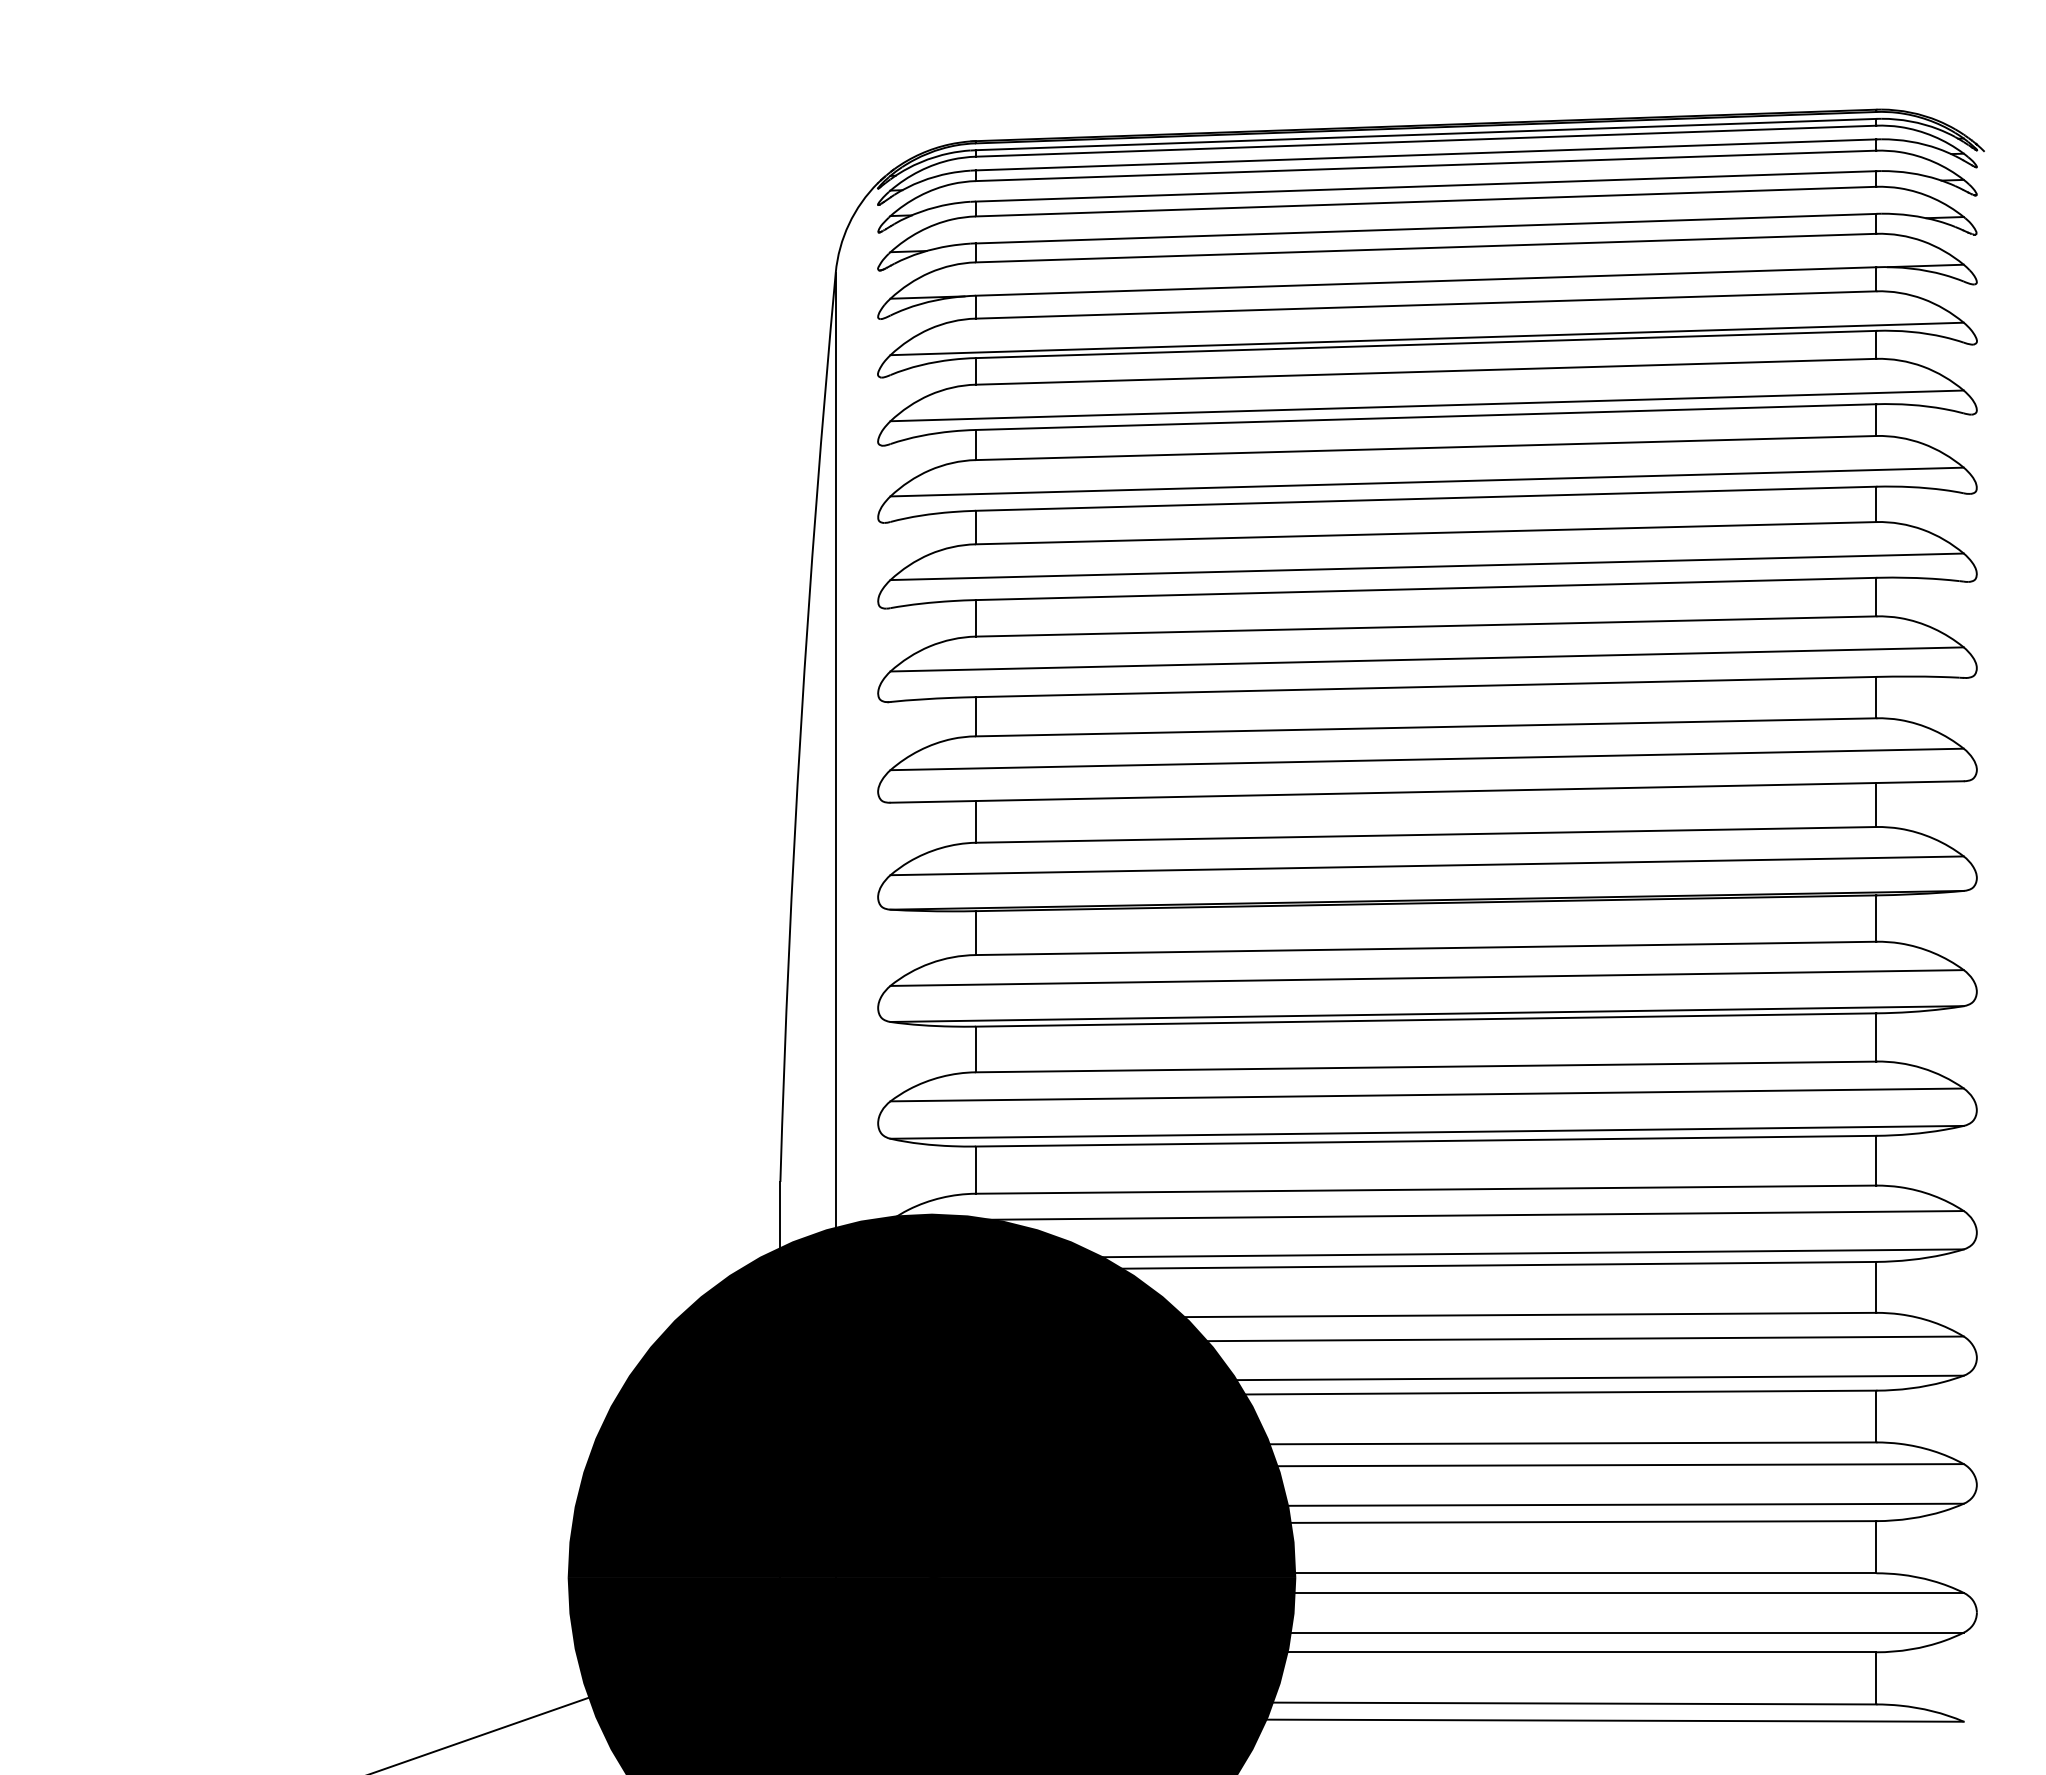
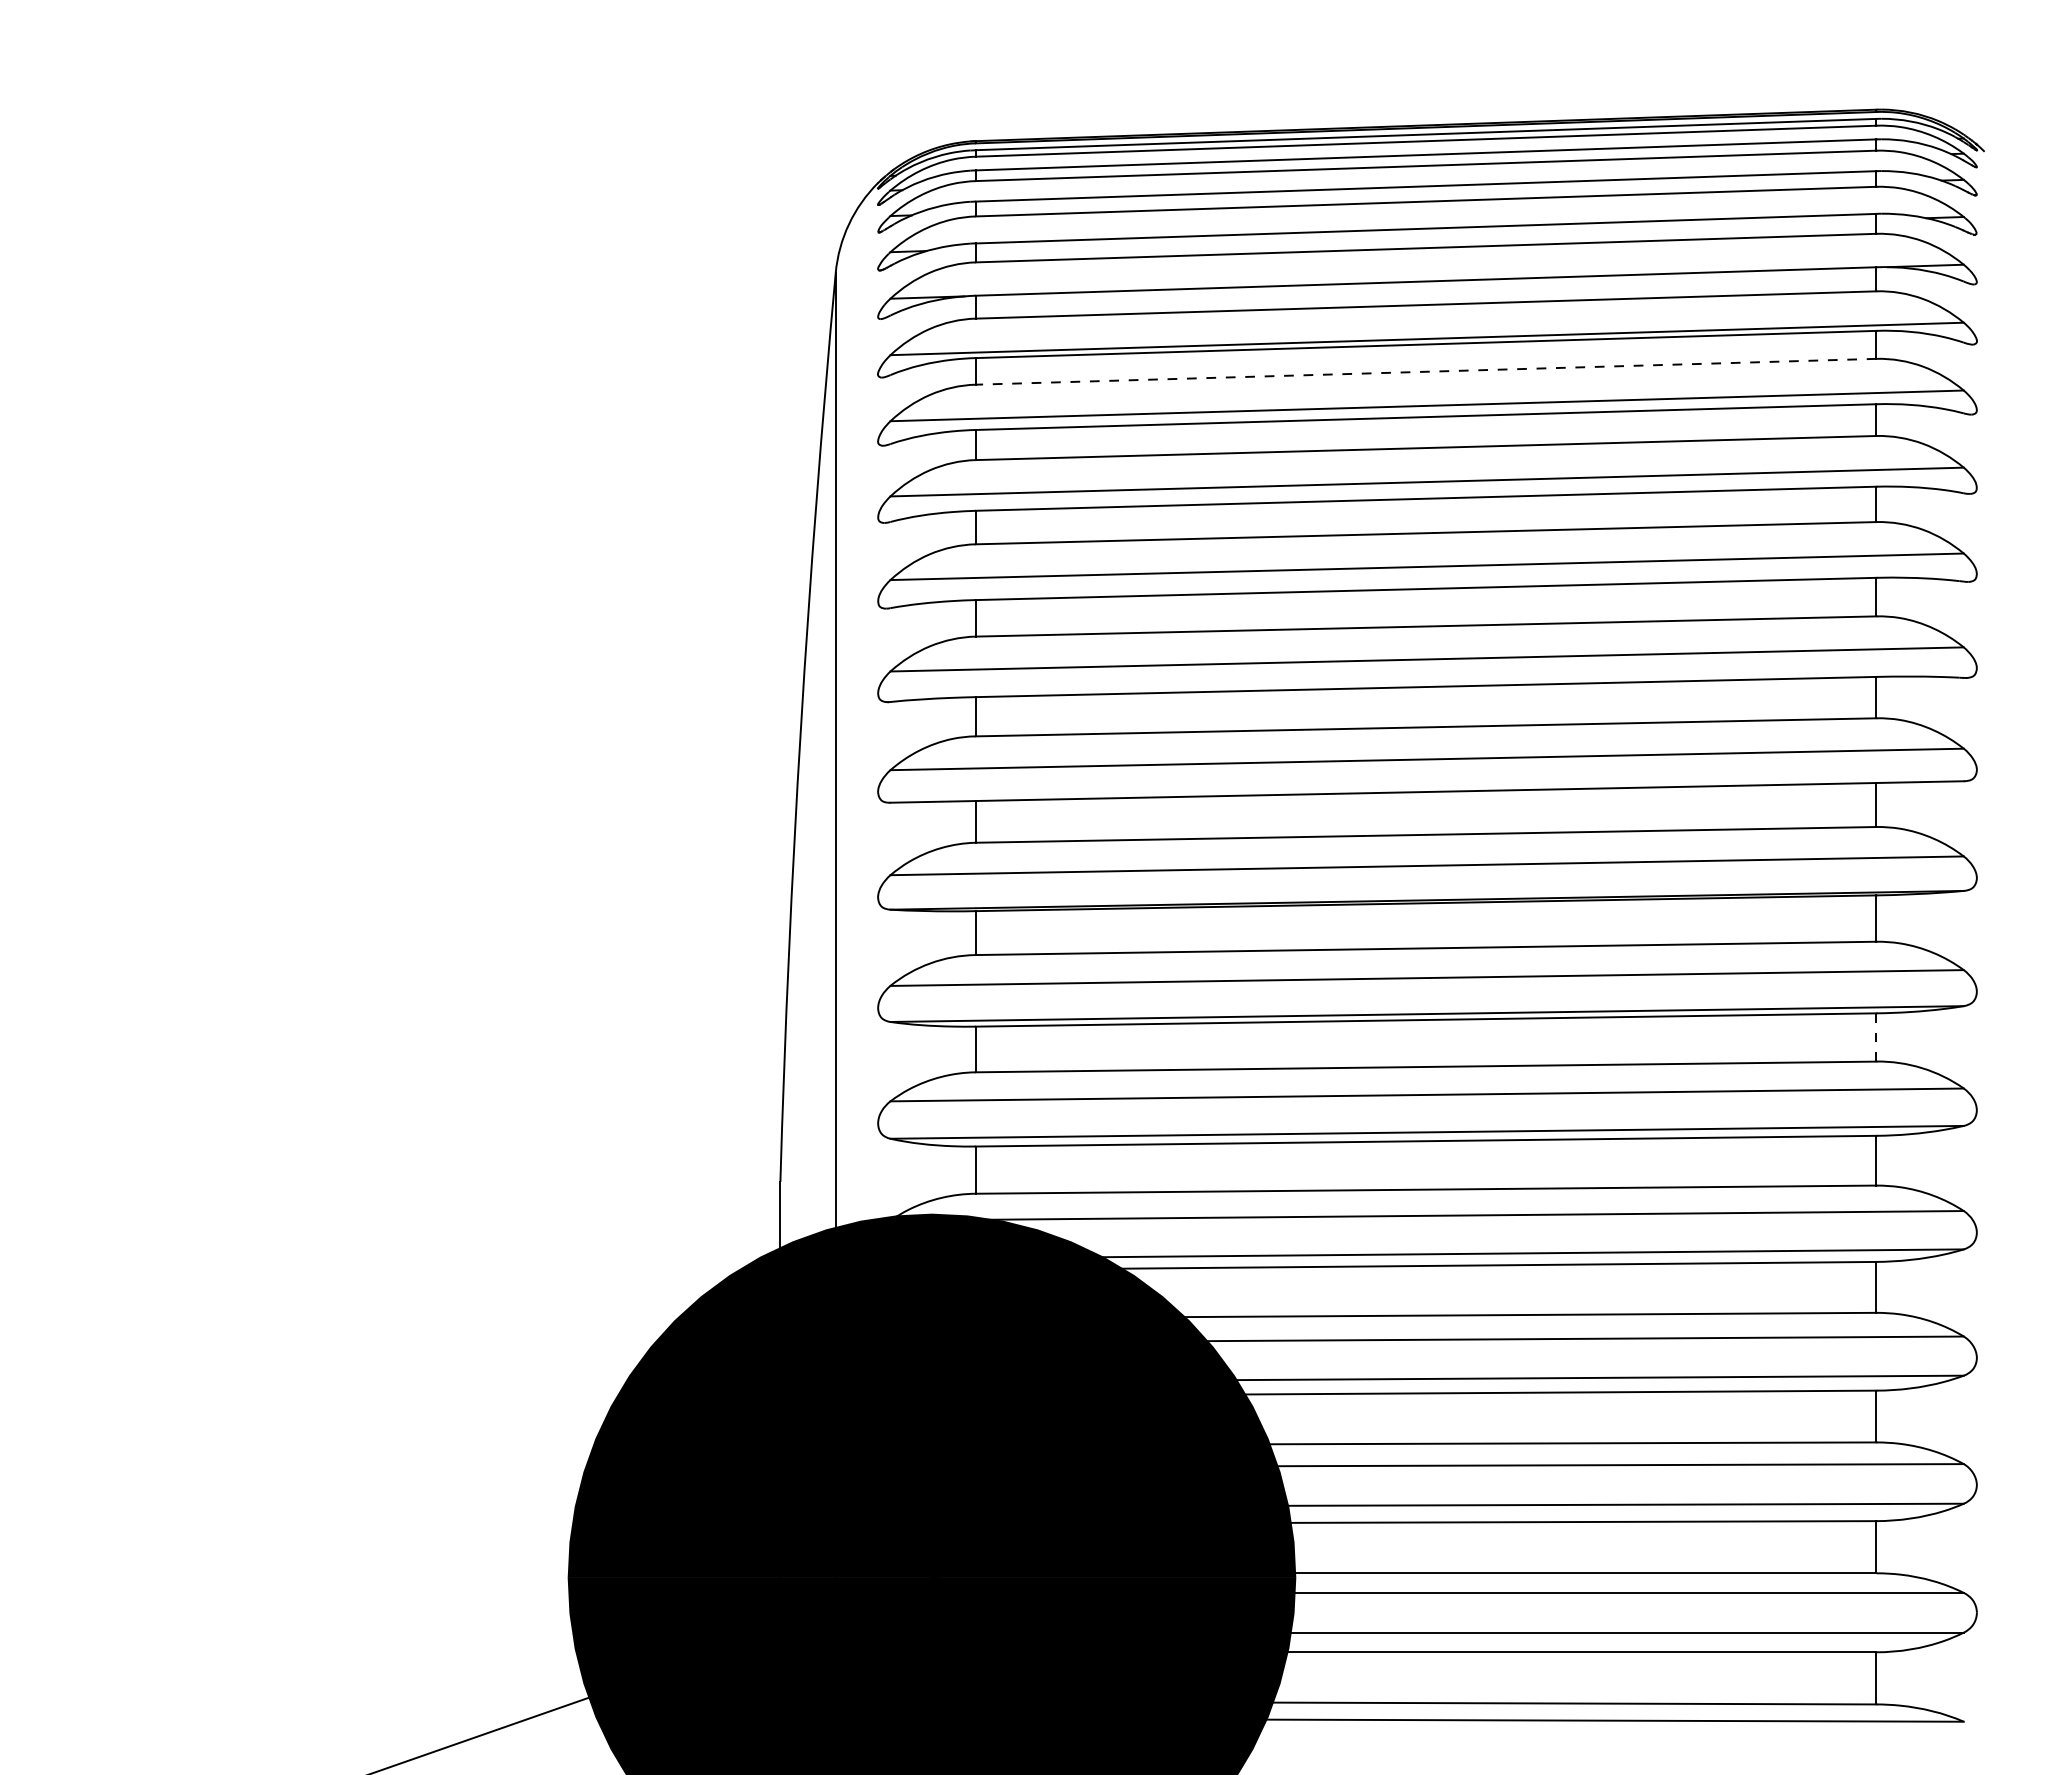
line: solid -> dashed (1426, 371)
line: solid -> dashed (1876, 1037)
